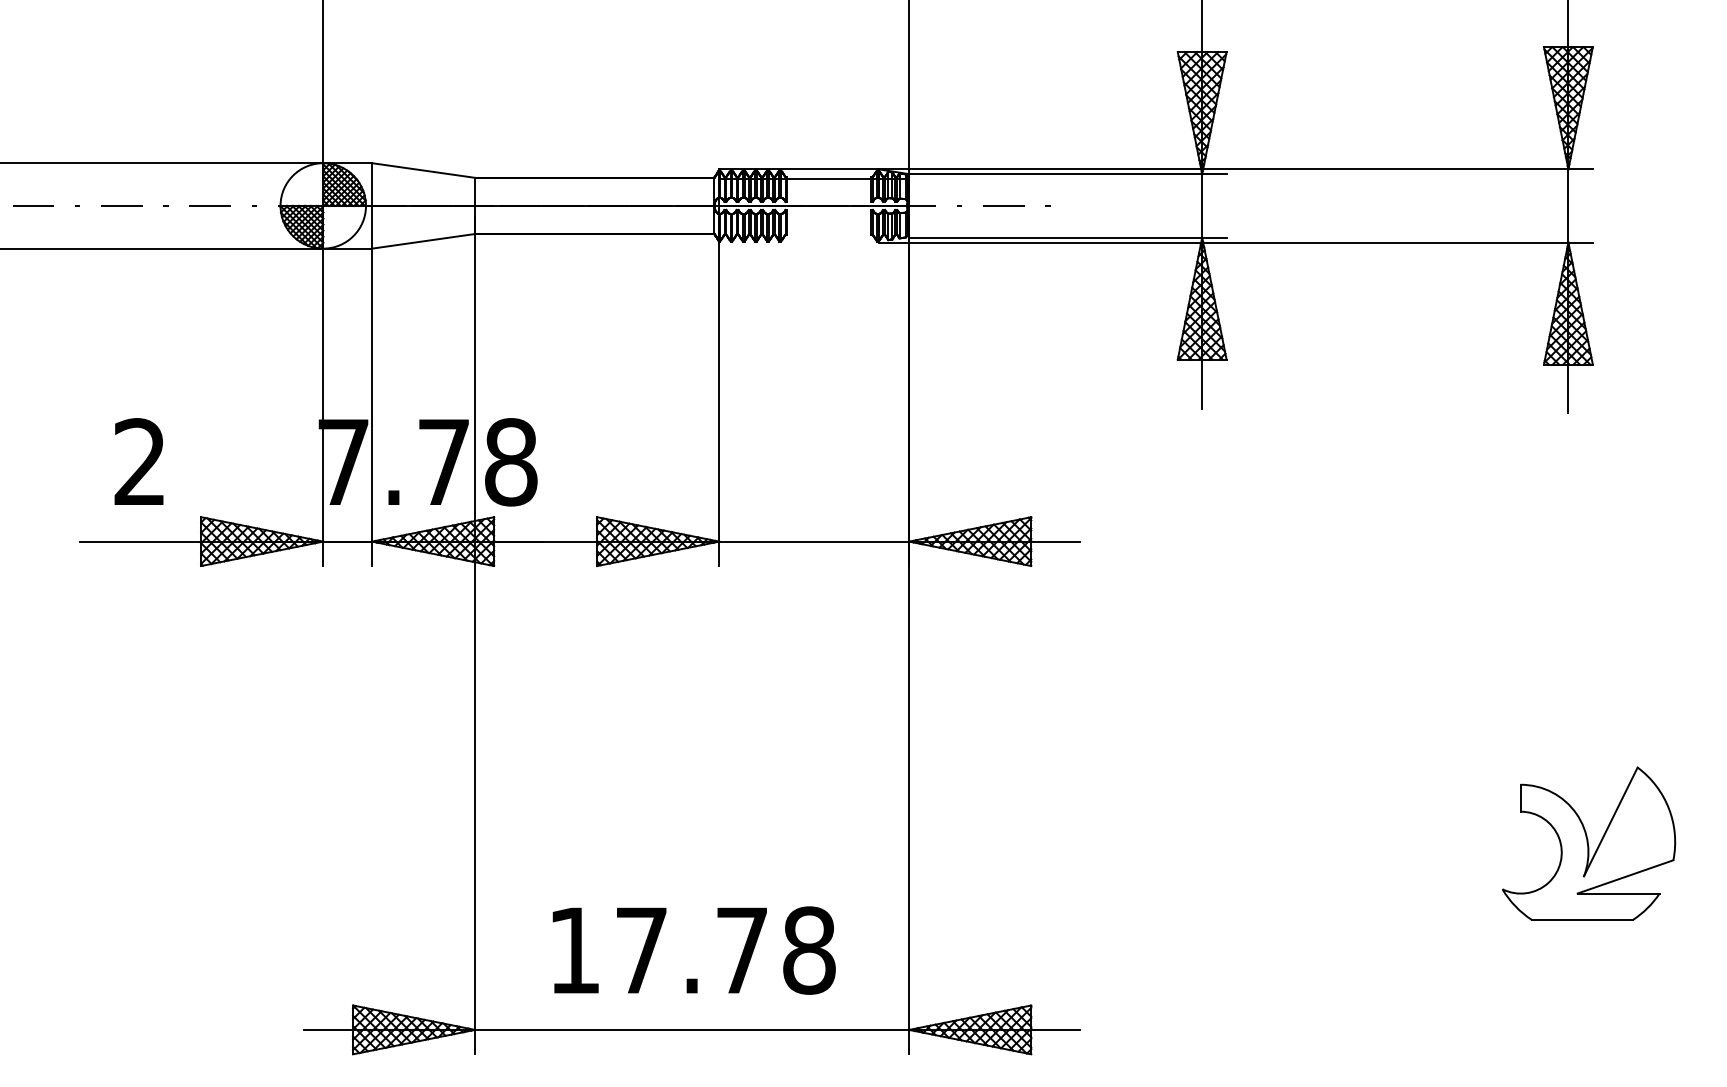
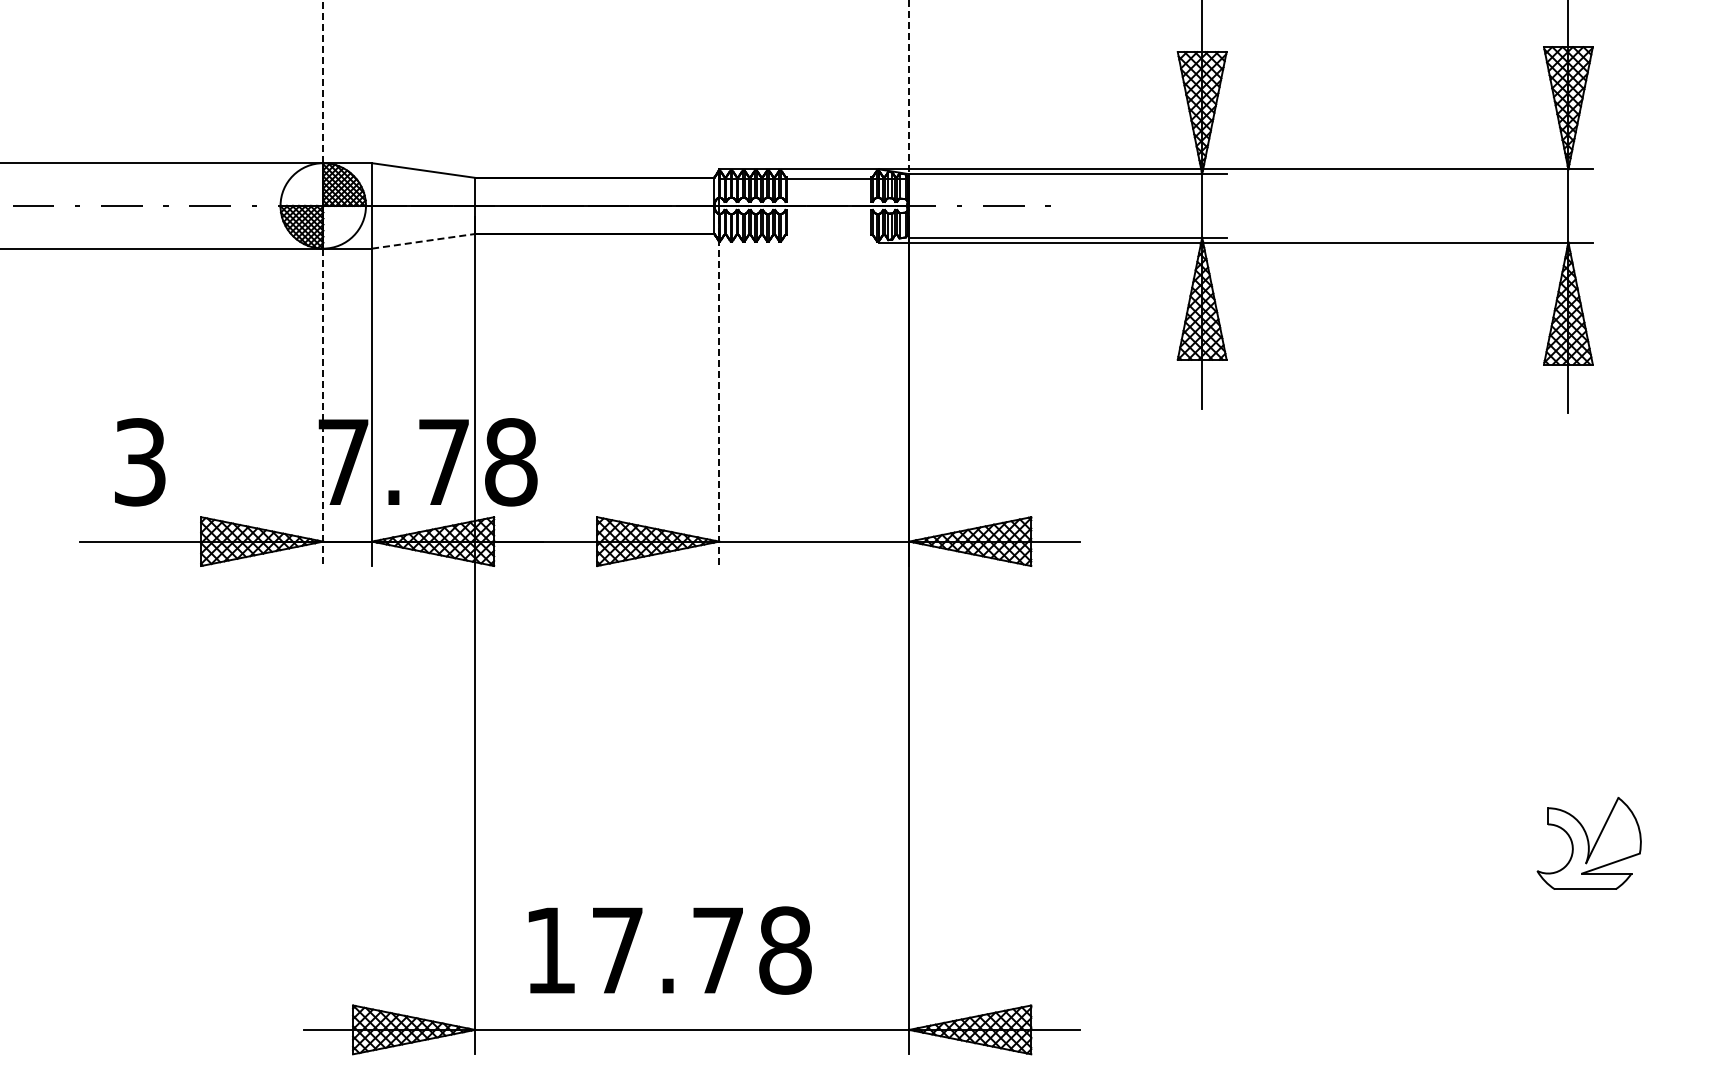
line: solid -> dashed (323, 81)
line: solid -> dashed (909, 87)
line: solid -> dashed (424, 241)
line: solid -> dashed (719, 391)
line: solid -> dashed (323, 407)
text: 2 -> 3 (139, 462)
part size: 175x155 px -> 106x93 px (1588, 843)
text position: (693, 950) -> (669, 950) (669, 950)
